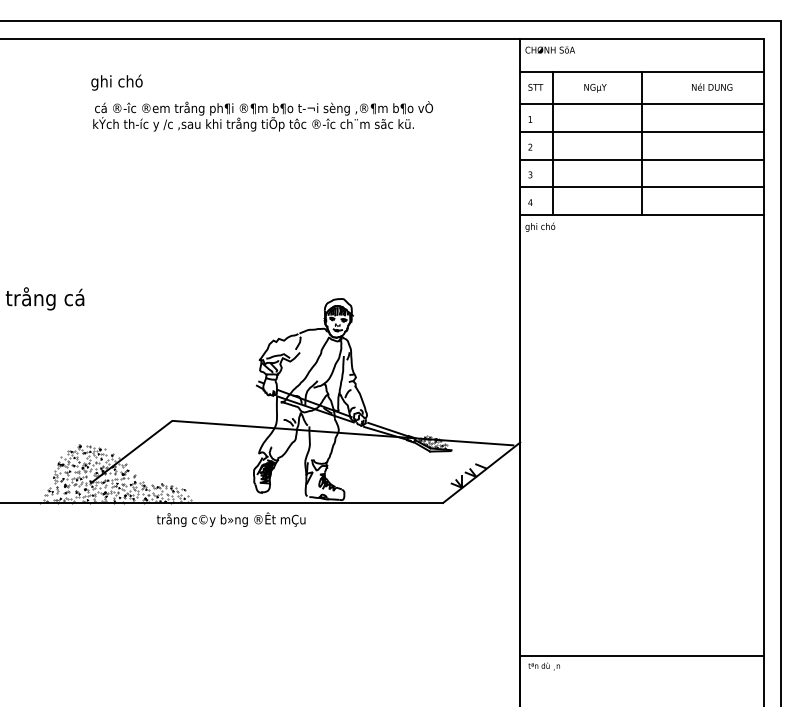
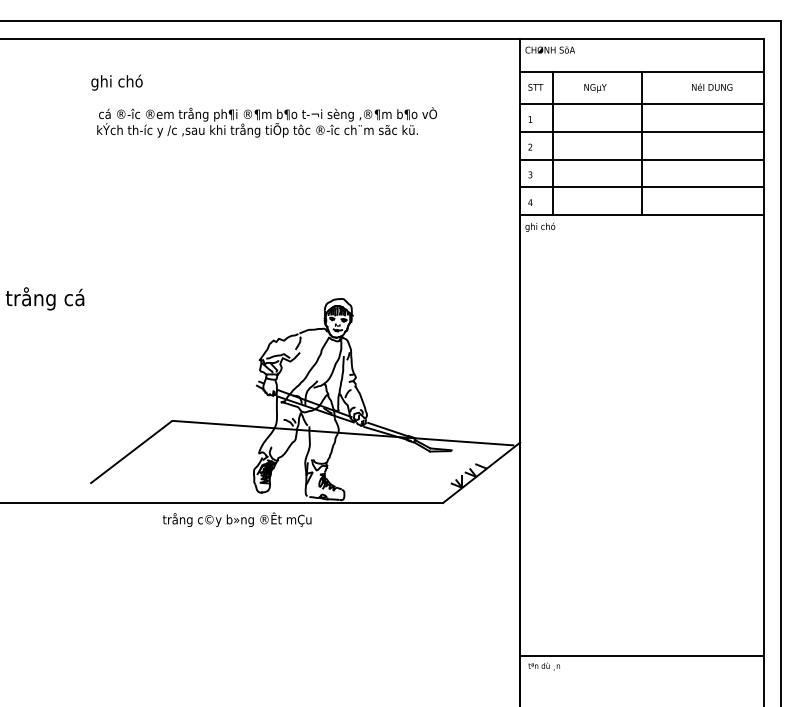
text position: (262, 116) -> (266, 122) (266, 122)
hatch: present -> none (433, 443)
hatch: present -> none (115, 473)
text position: (230, 519) -> (236, 519) (236, 519)
